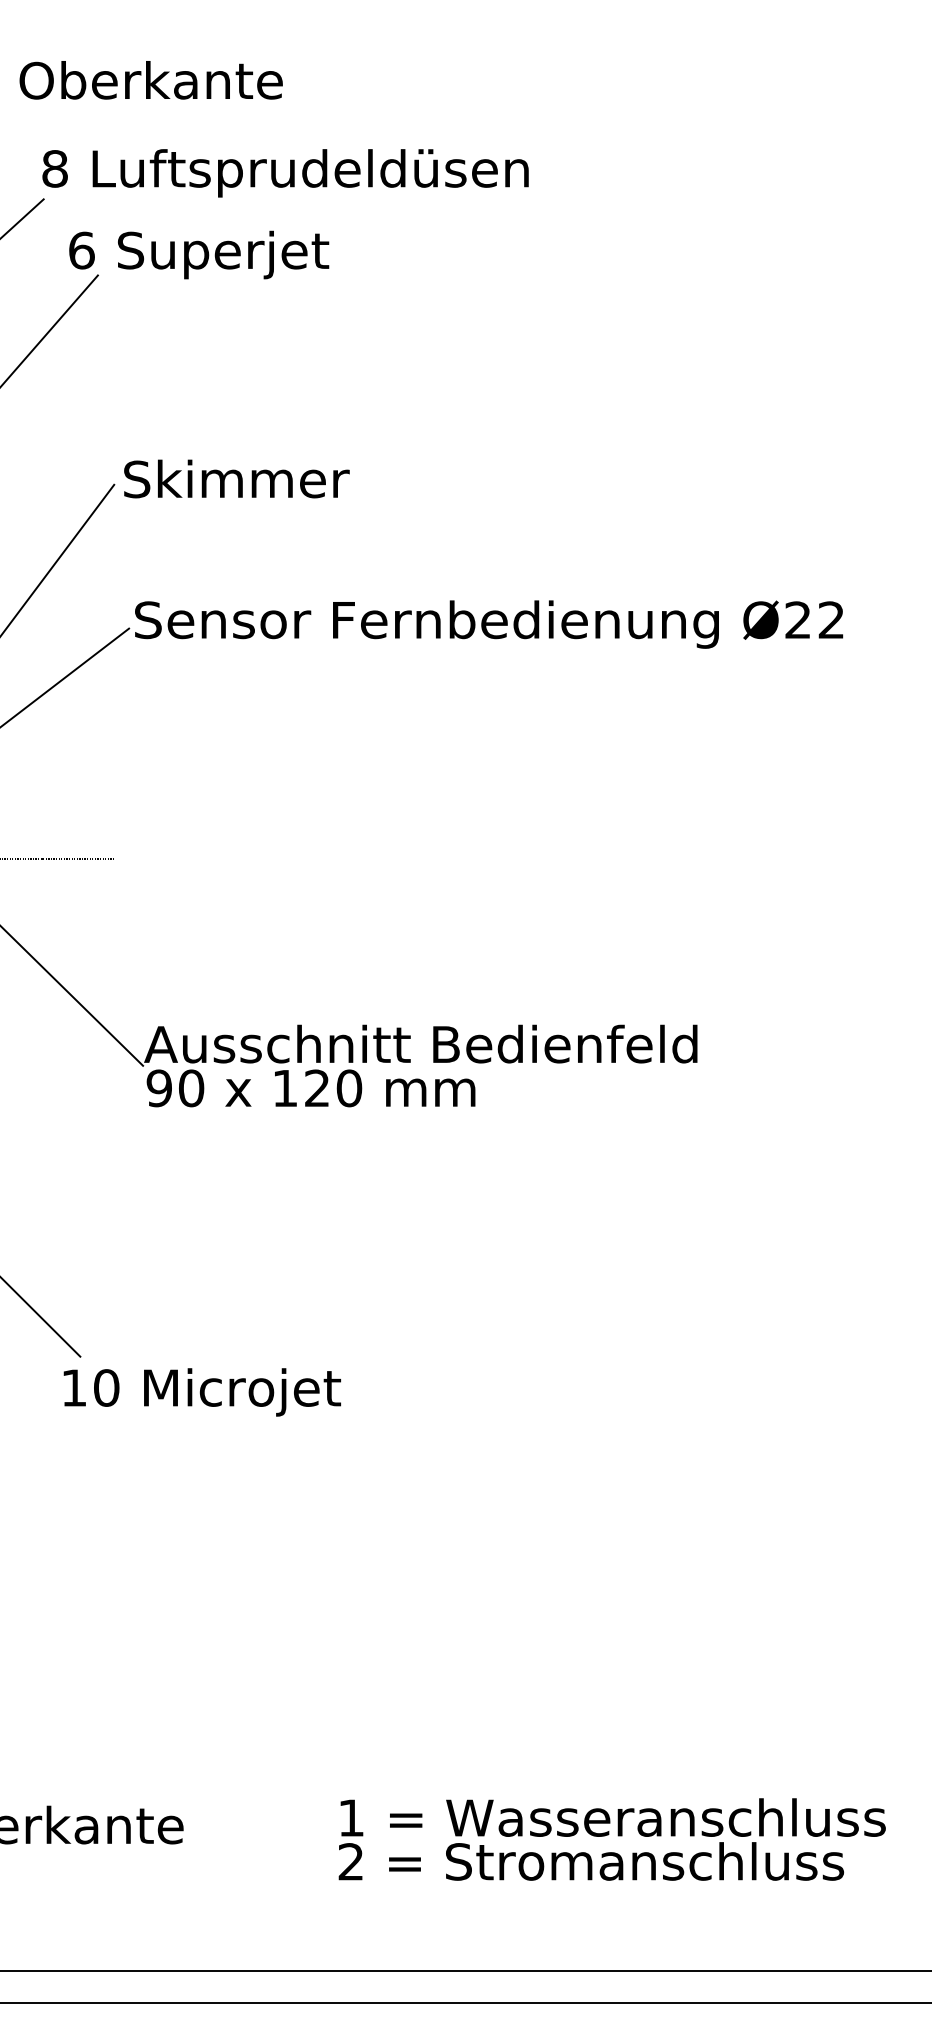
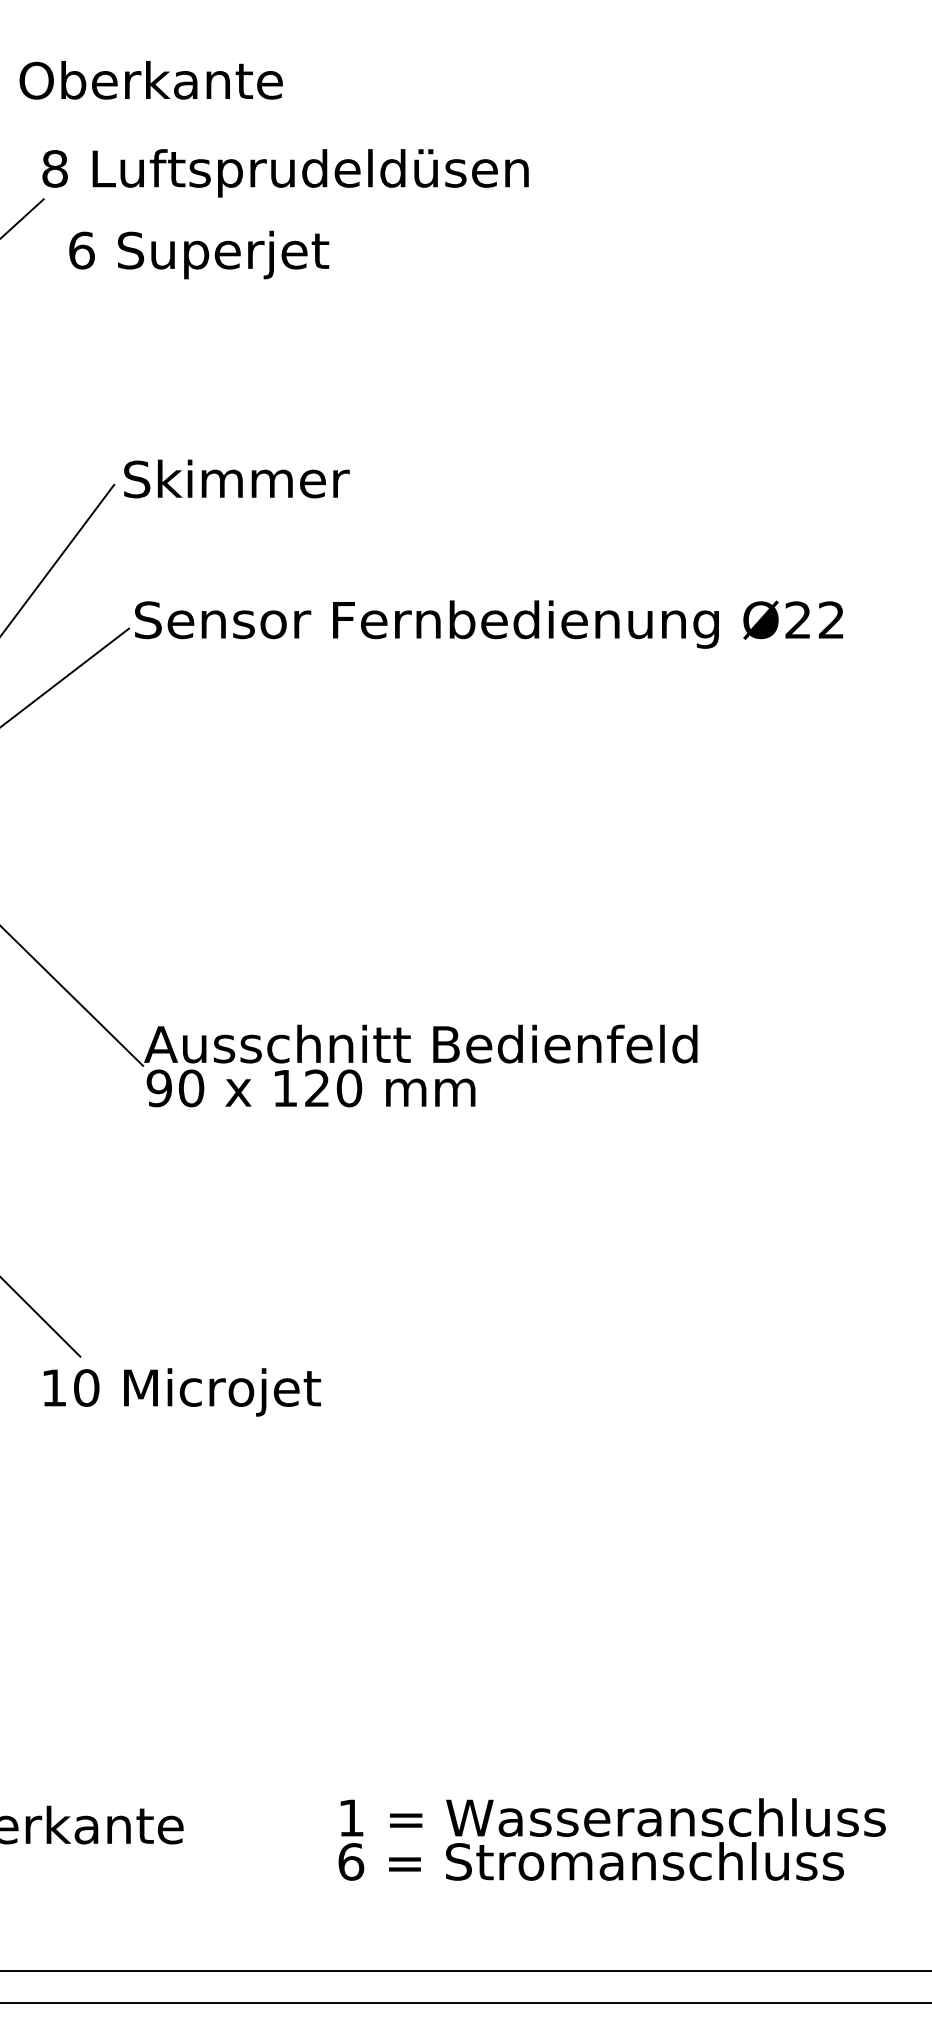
line: present -> none (49, 329)
line: present -> none (58, 859)
text position: (201, 1392) -> (181, 1392) (181, 1392)
text: 2 -> 6 (351, 1861)
